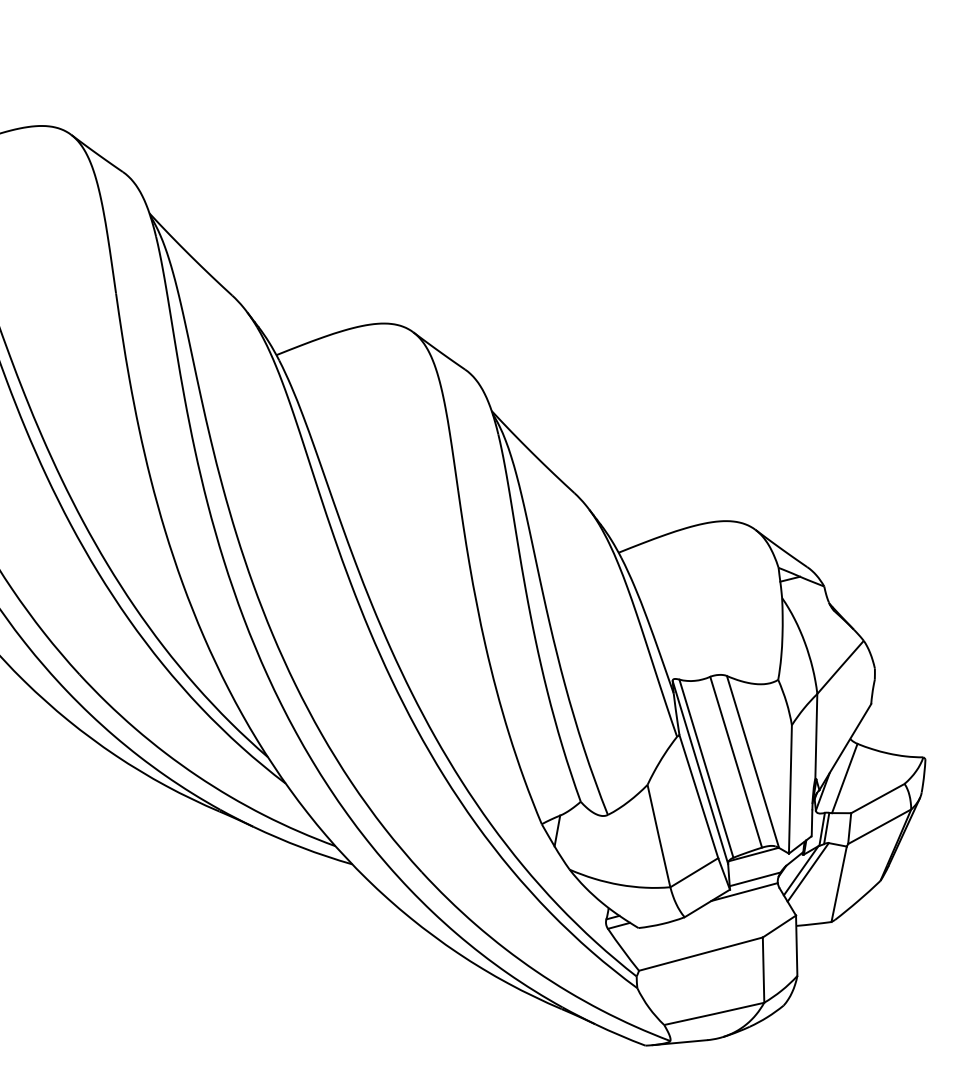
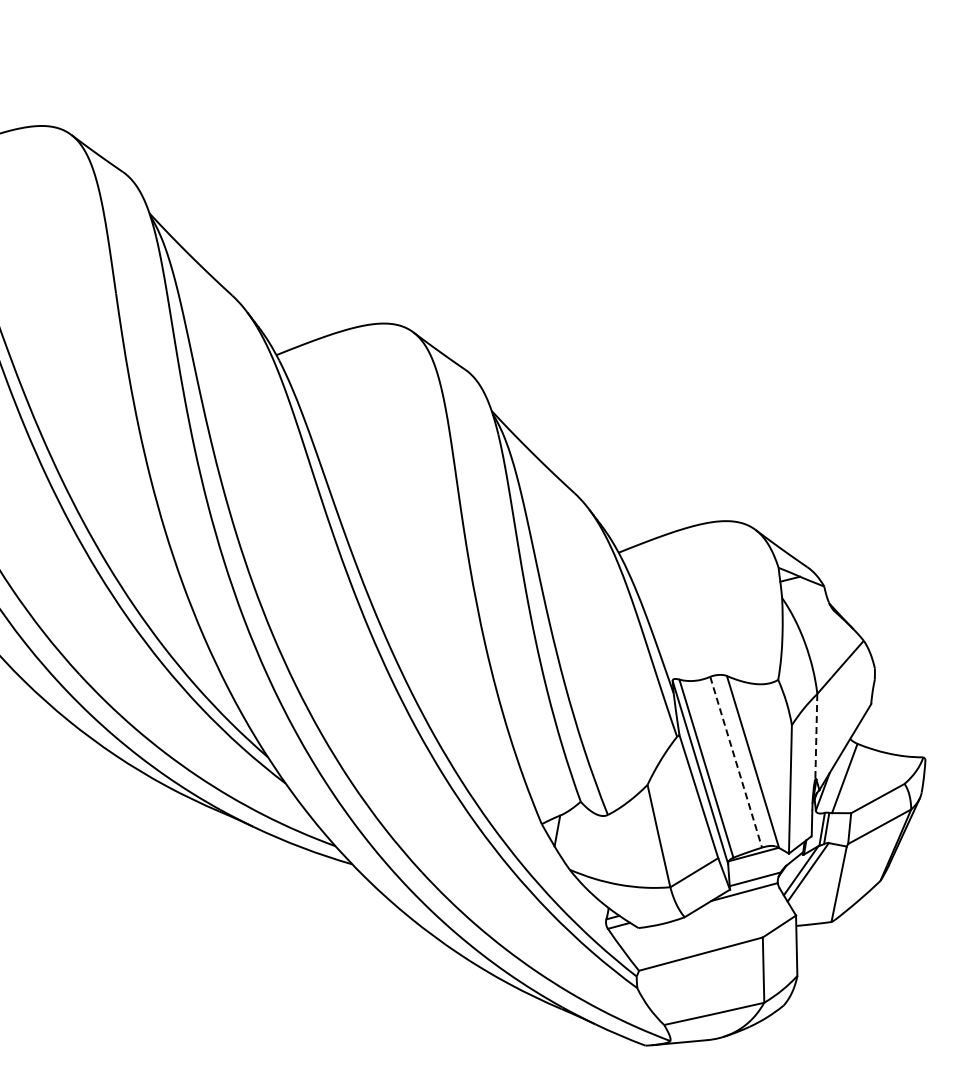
line: solid -> dashed (816, 736)
line: solid -> dashed (736, 762)
